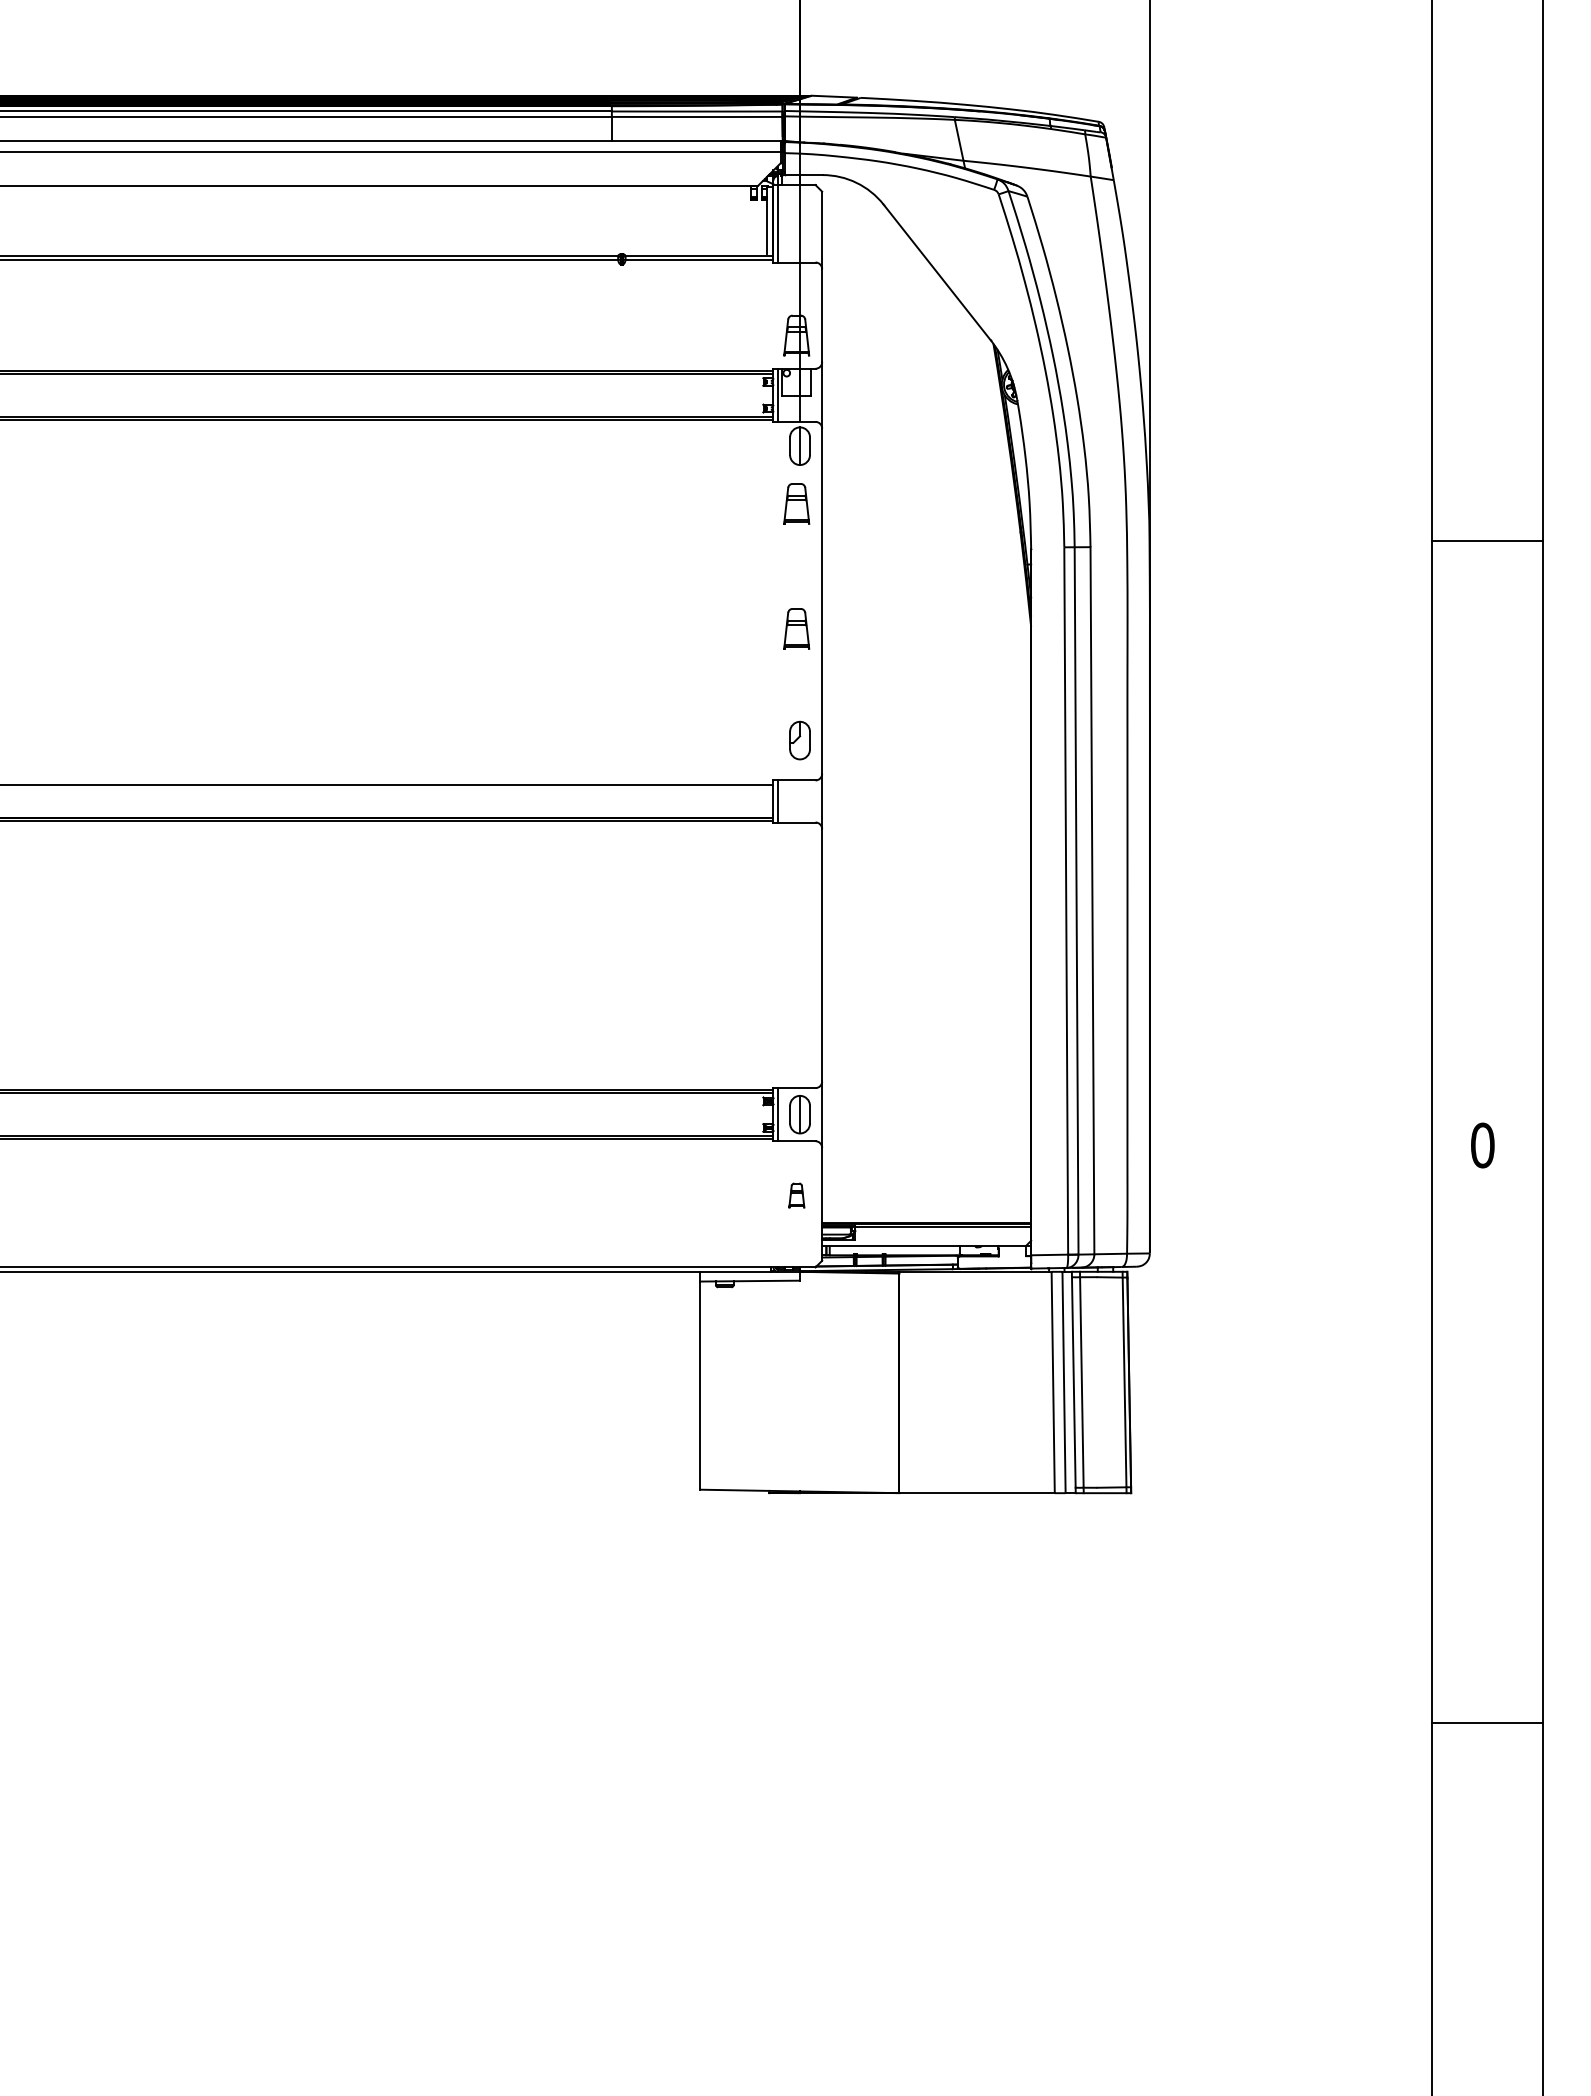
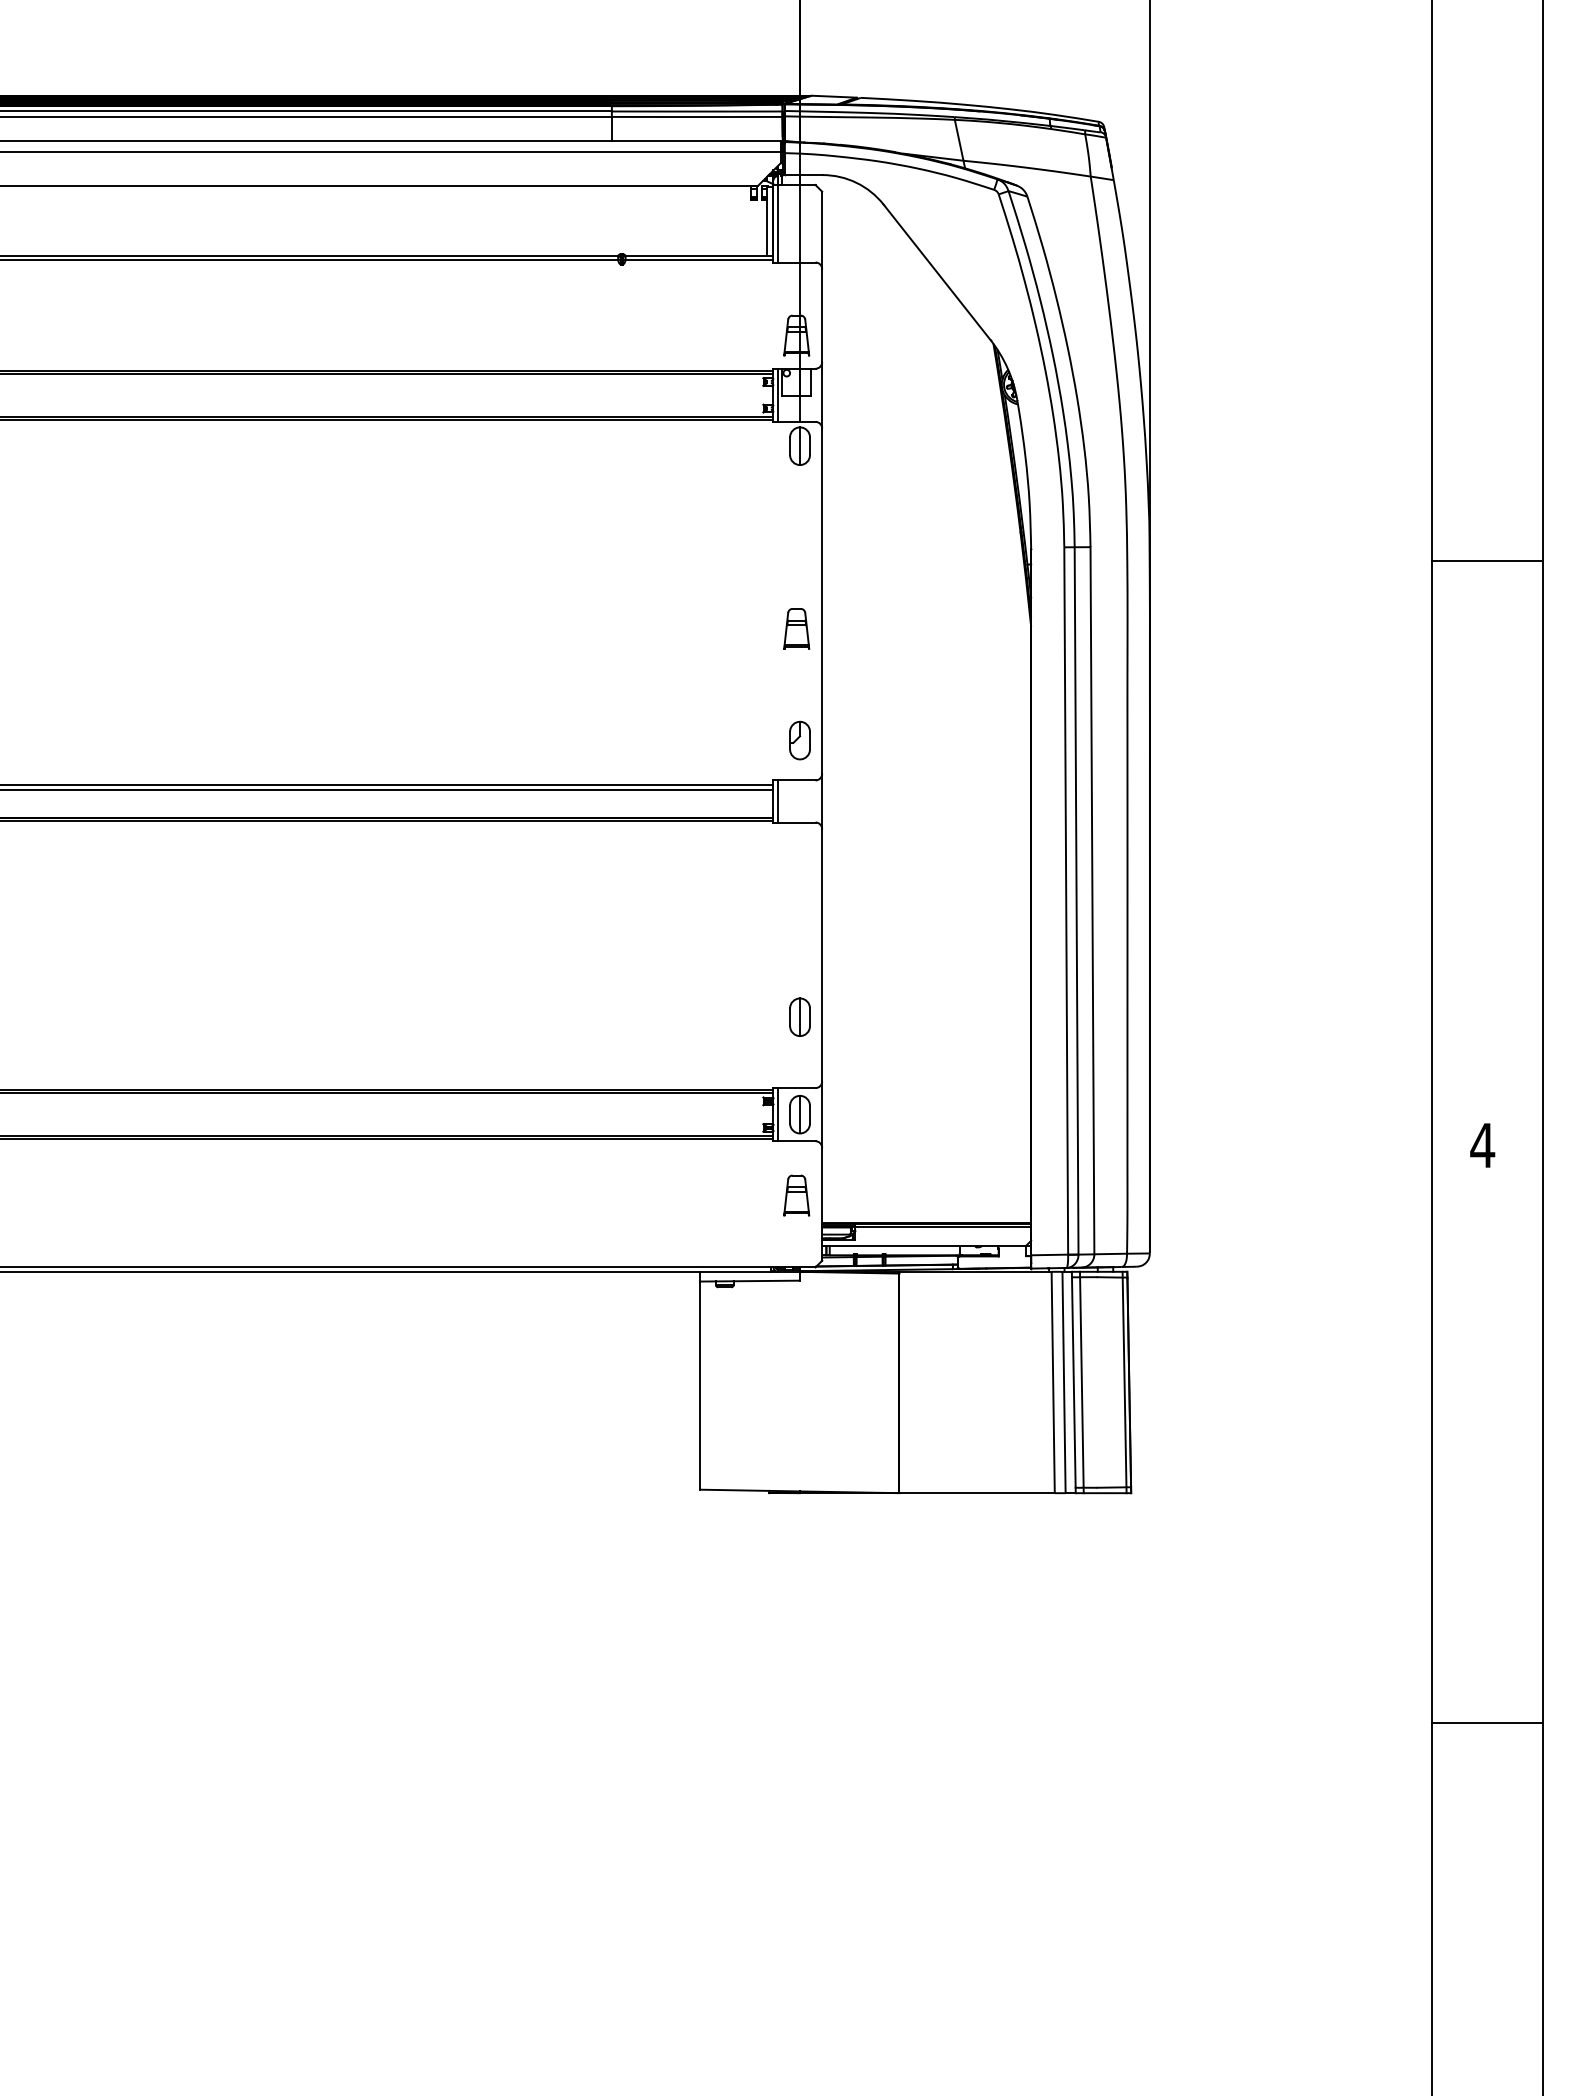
part: present -> none (796, 503)
line position: (1487, 541) -> (1487, 561) (1487, 561)
line: none -> present (387, 790)
part: none -> present (799, 1016)
text: 0 -> 4 (1482, 1145)
part size: 18x27 px -> 28x43 px (796, 1195)
